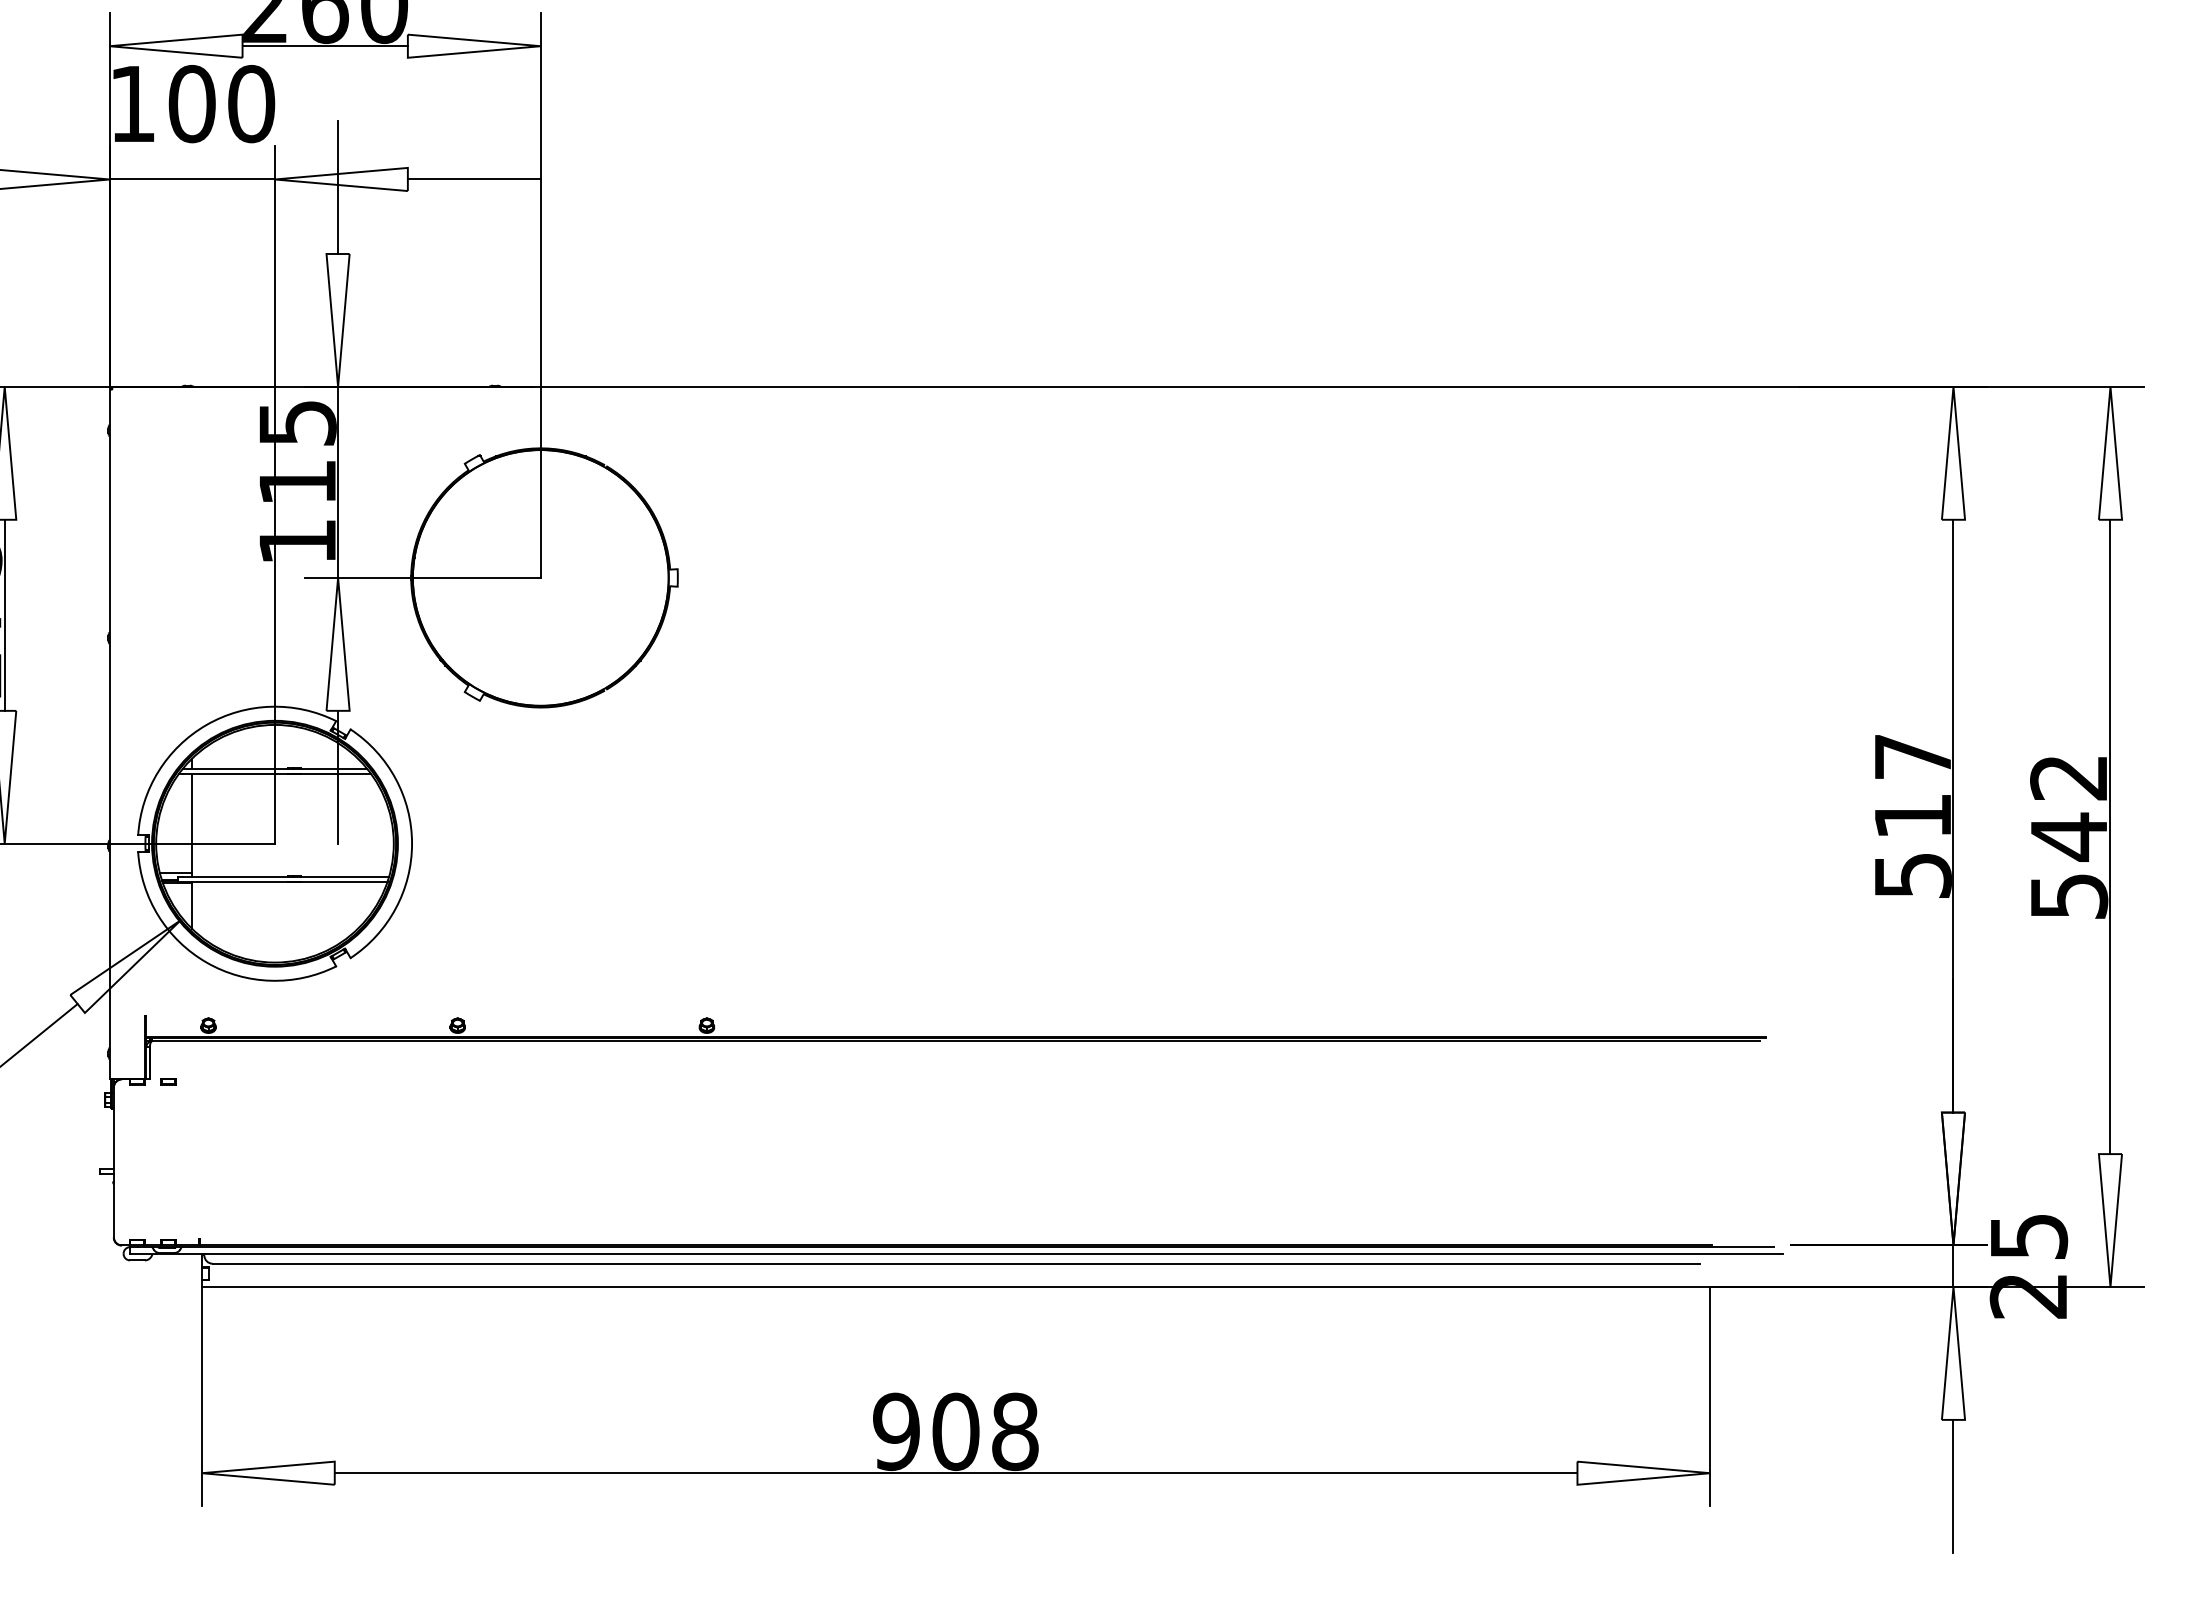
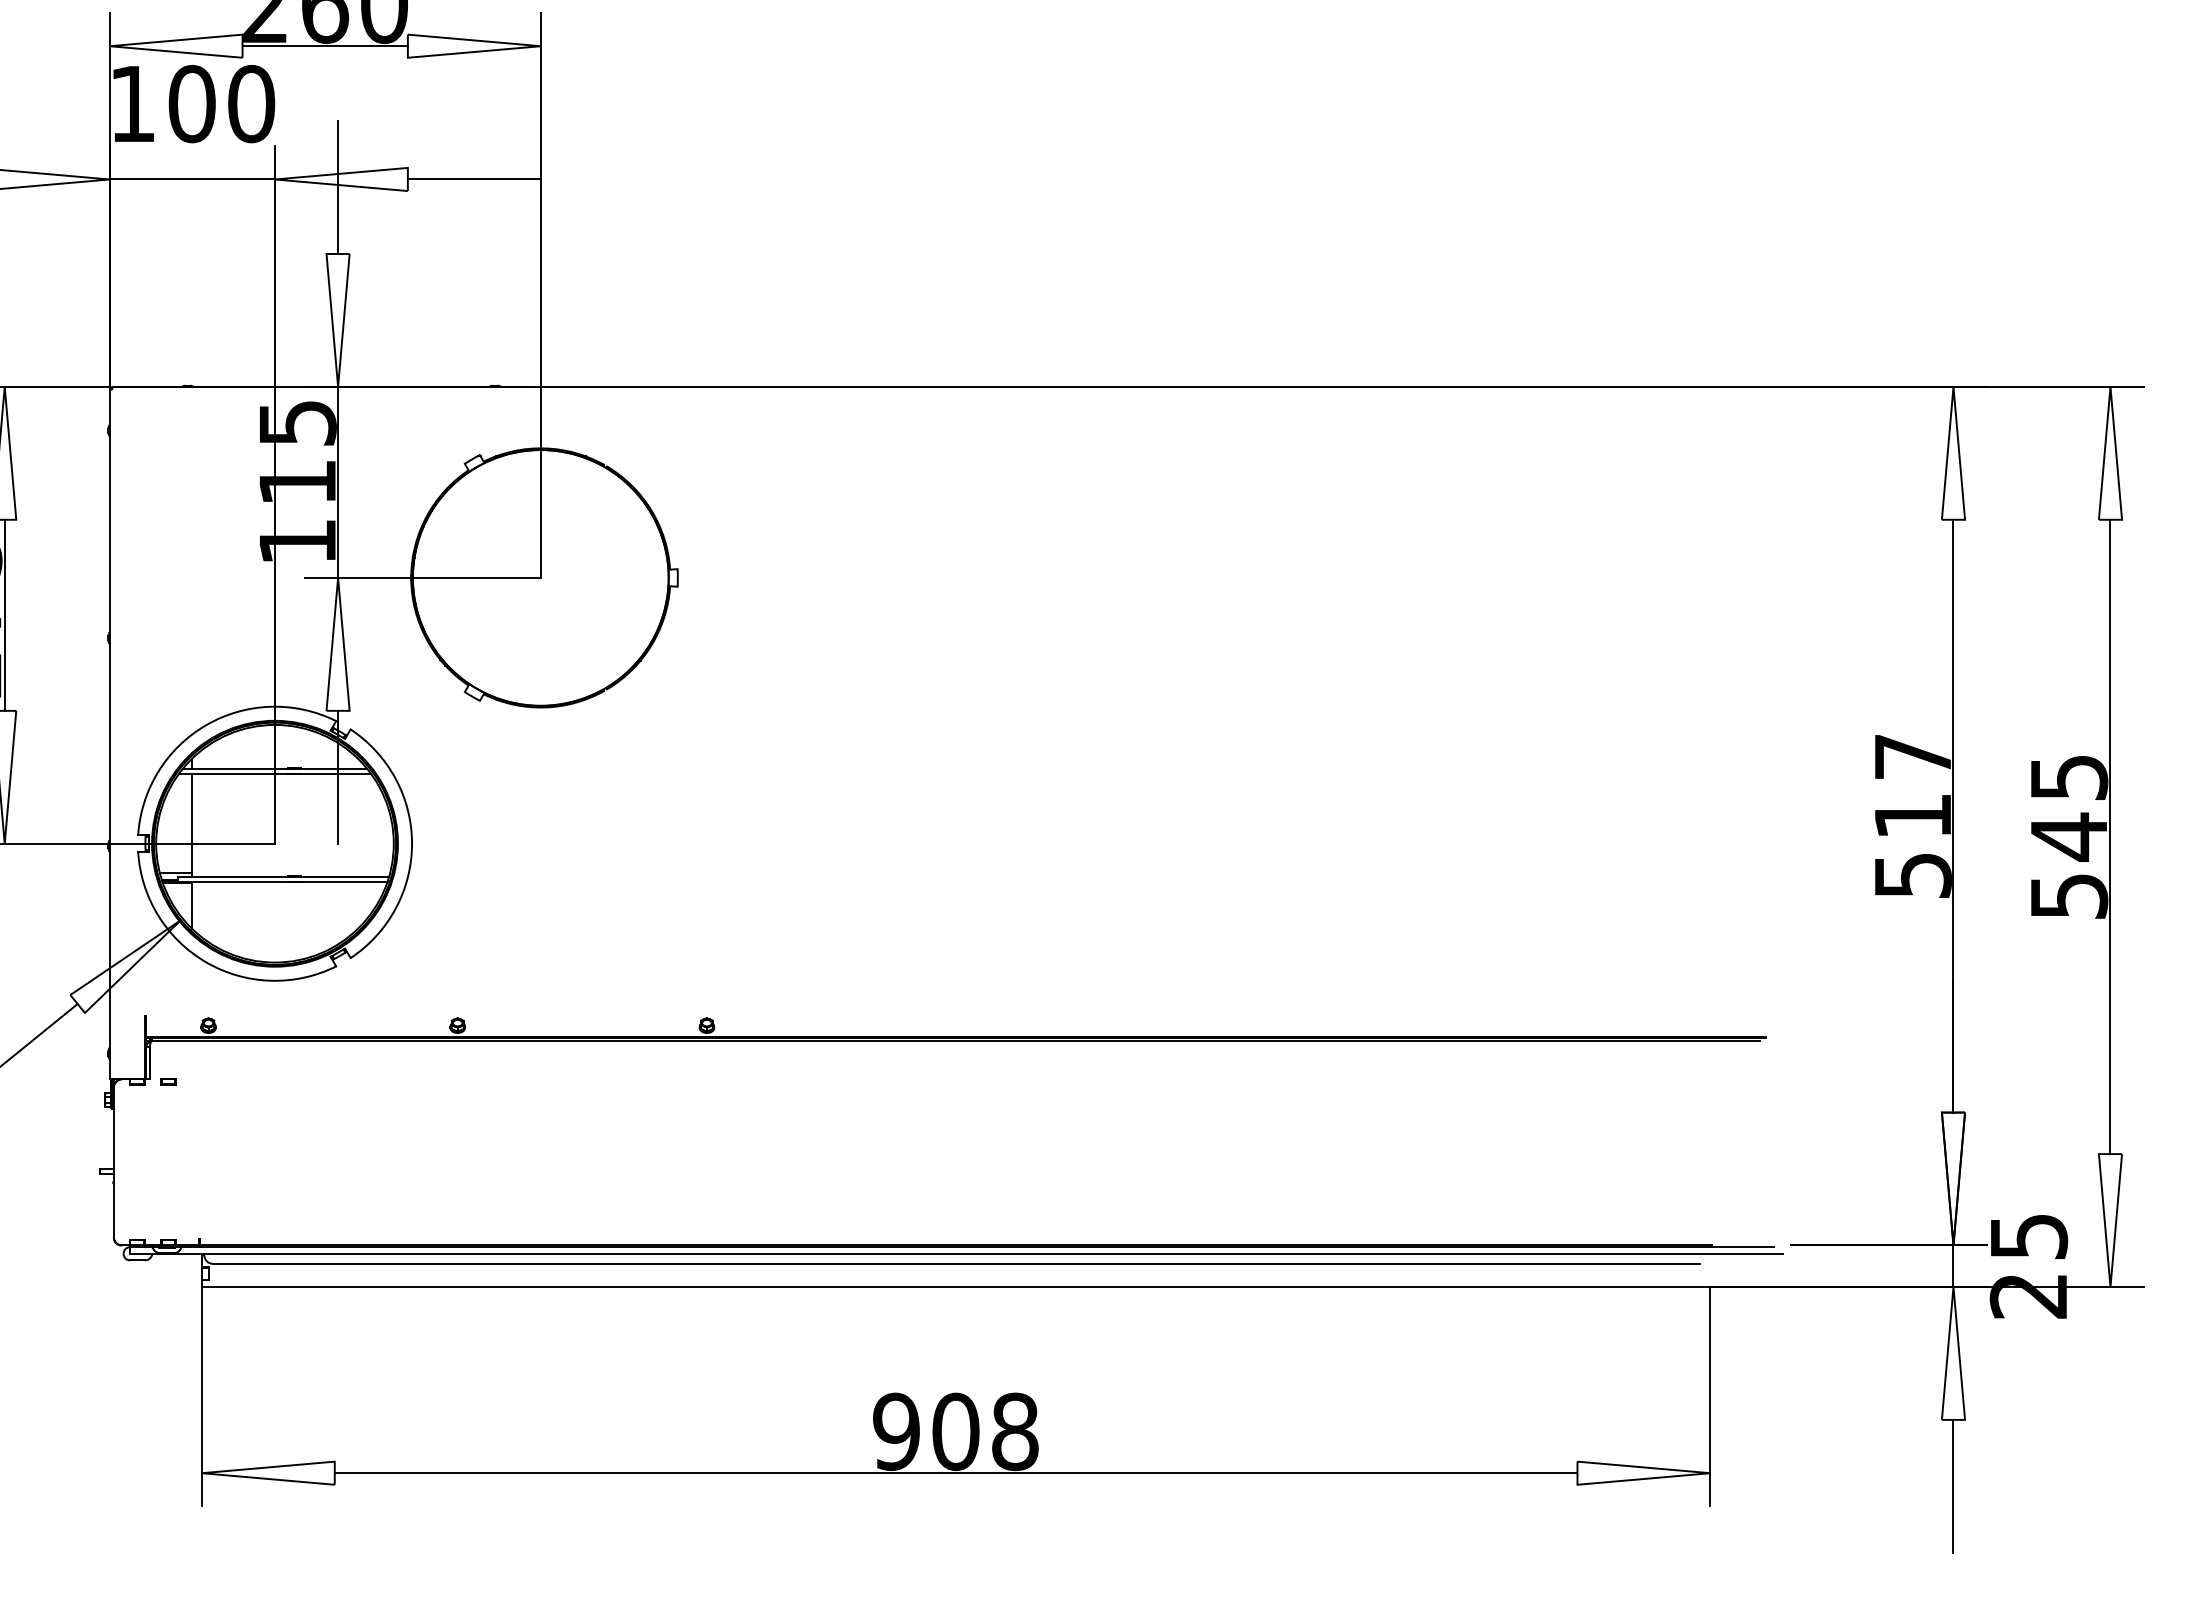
text: 542 -> 545 (2069, 778)
